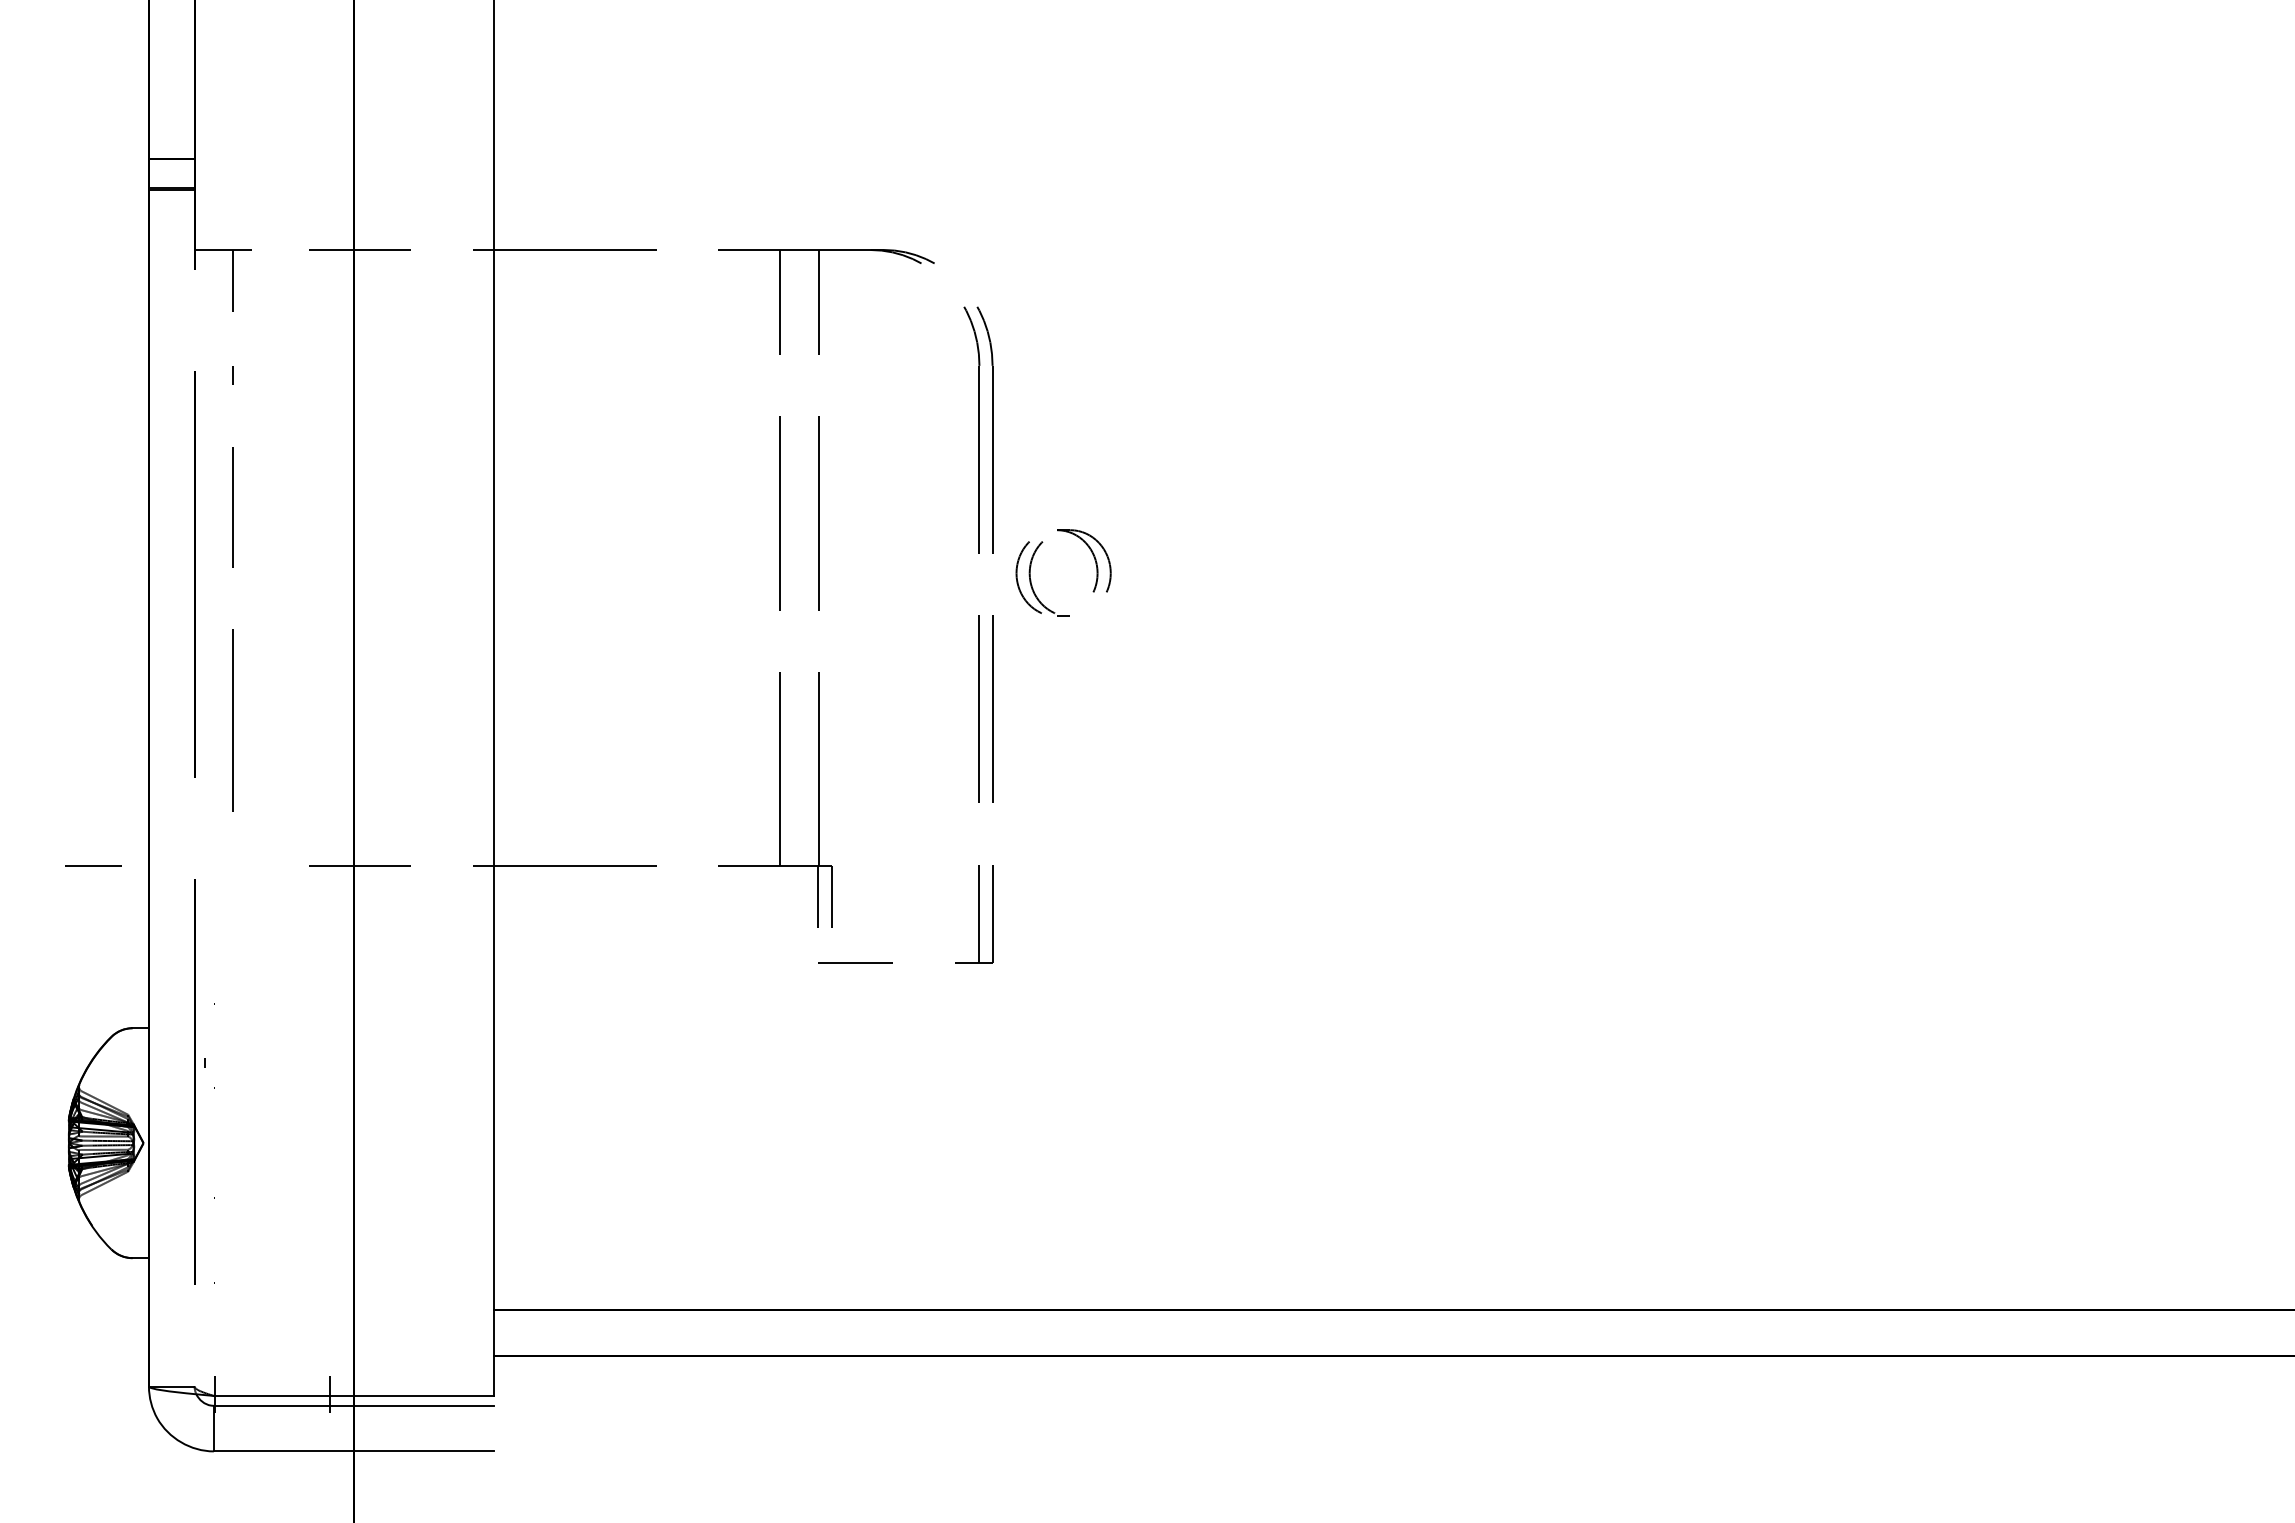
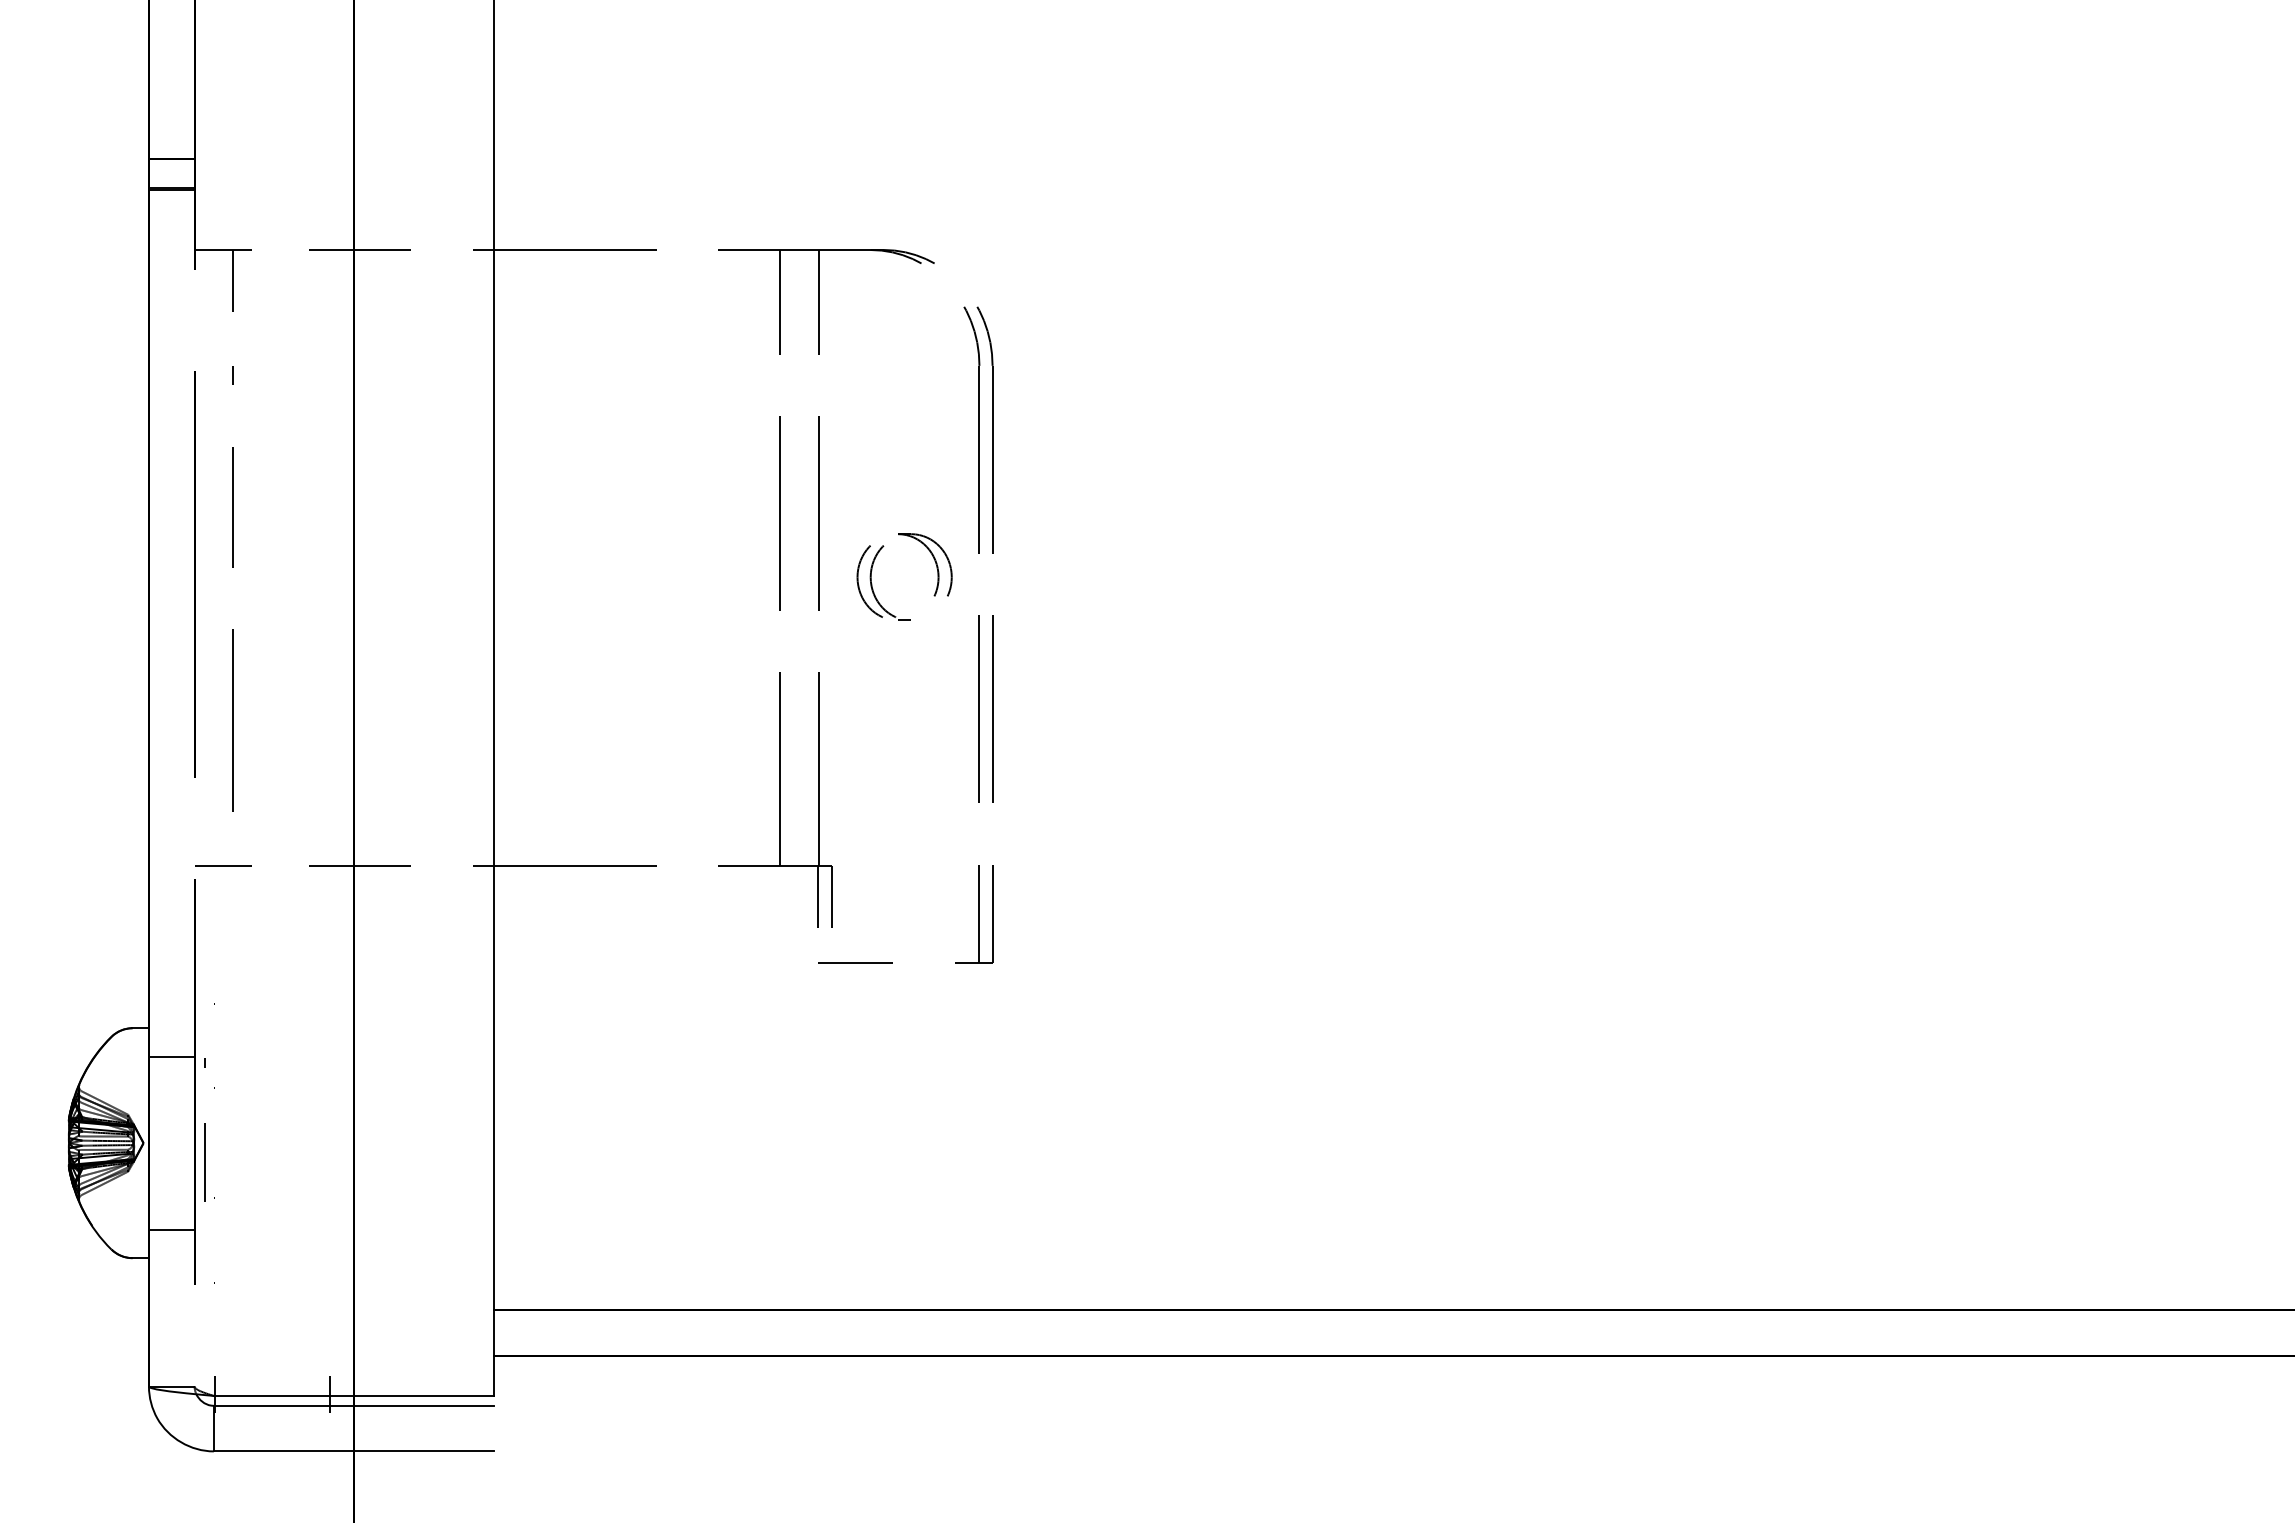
part position: (1031, 566) -> (872, 570) (872, 570)
line position: (93, 865) -> (223, 865) (223, 865)
line: none -> present (171, 1056)
line: none -> present (204, 1162)
line: none -> present (171, 1229)
